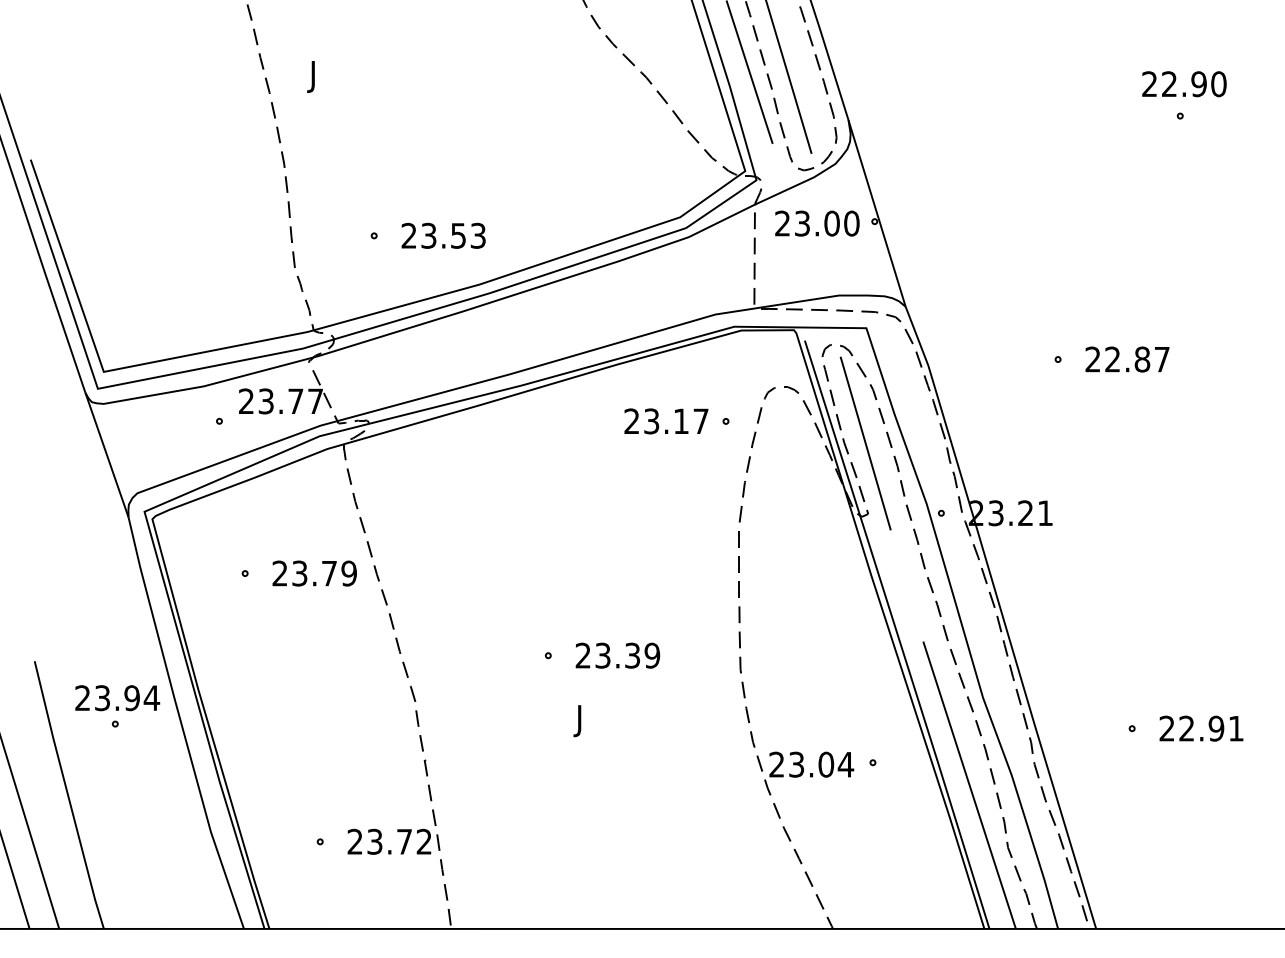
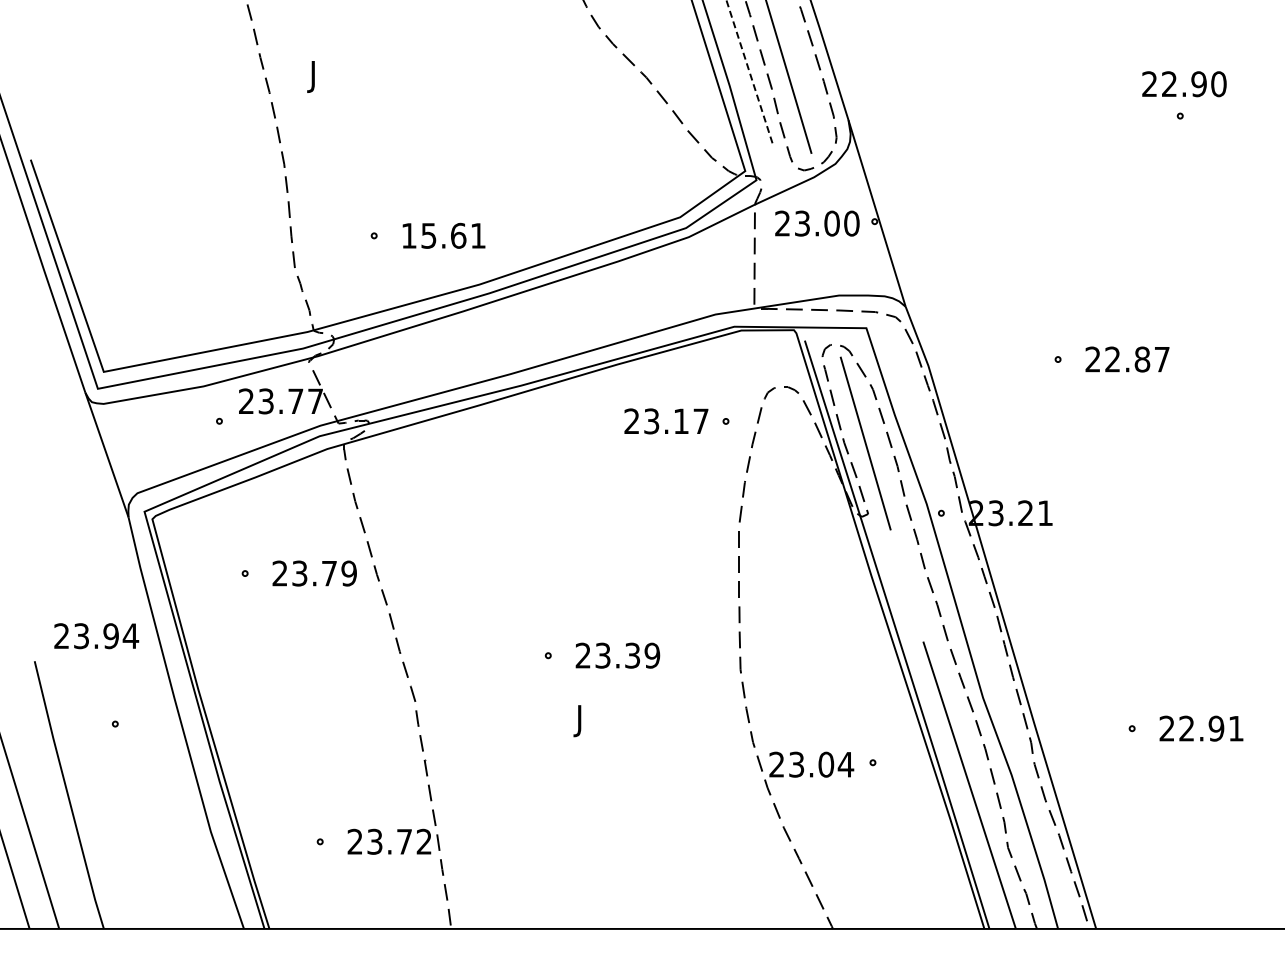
line: solid -> dashed (749, 72)
text: 23.53 -> 15.61 (443, 235)
text position: (117, 698) -> (96, 636) (96, 636)
